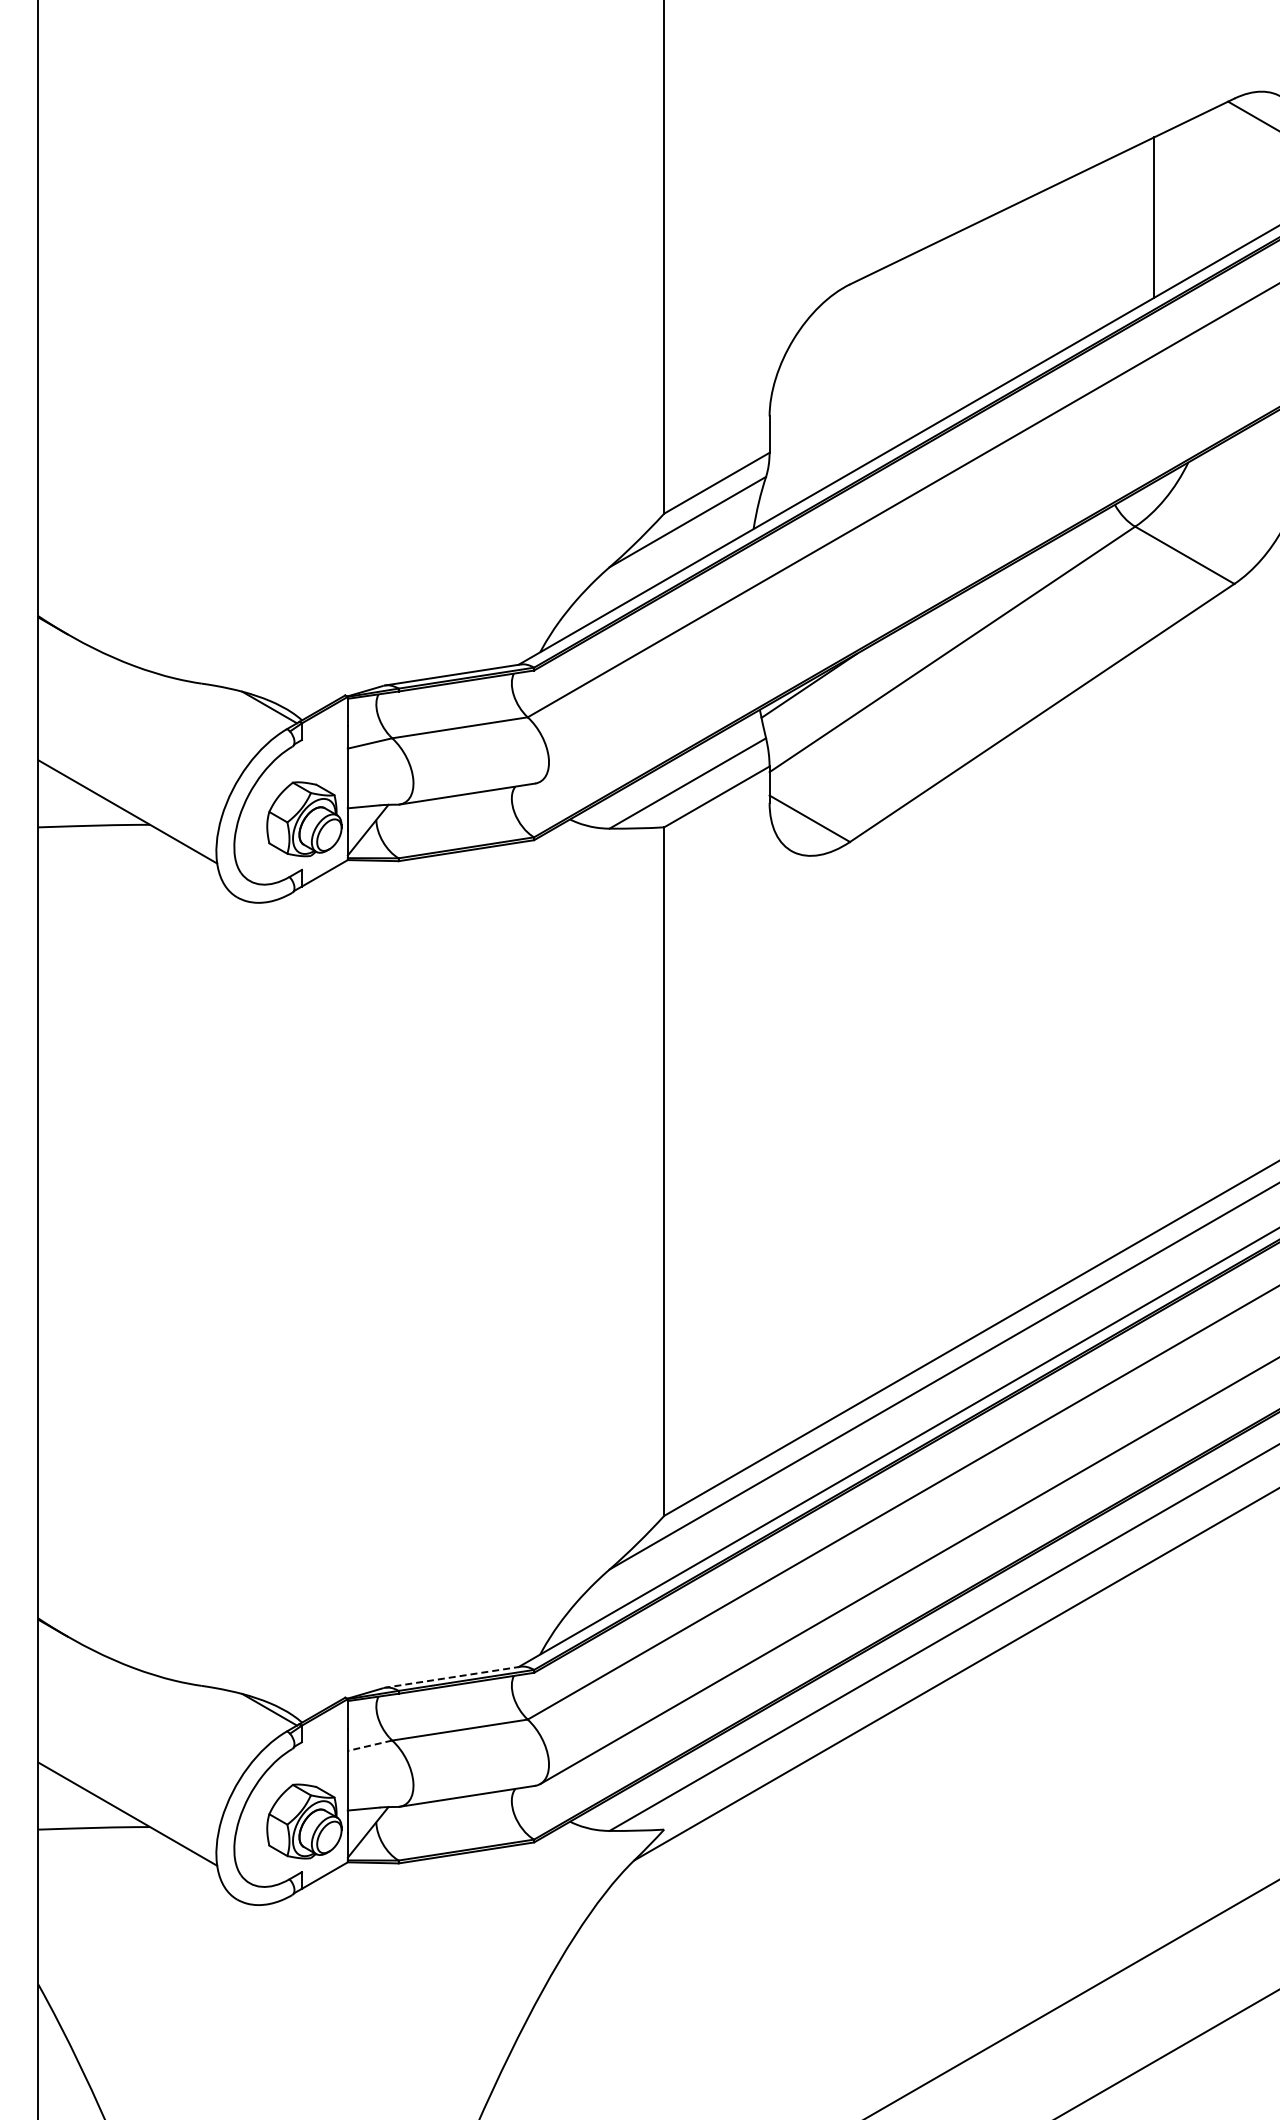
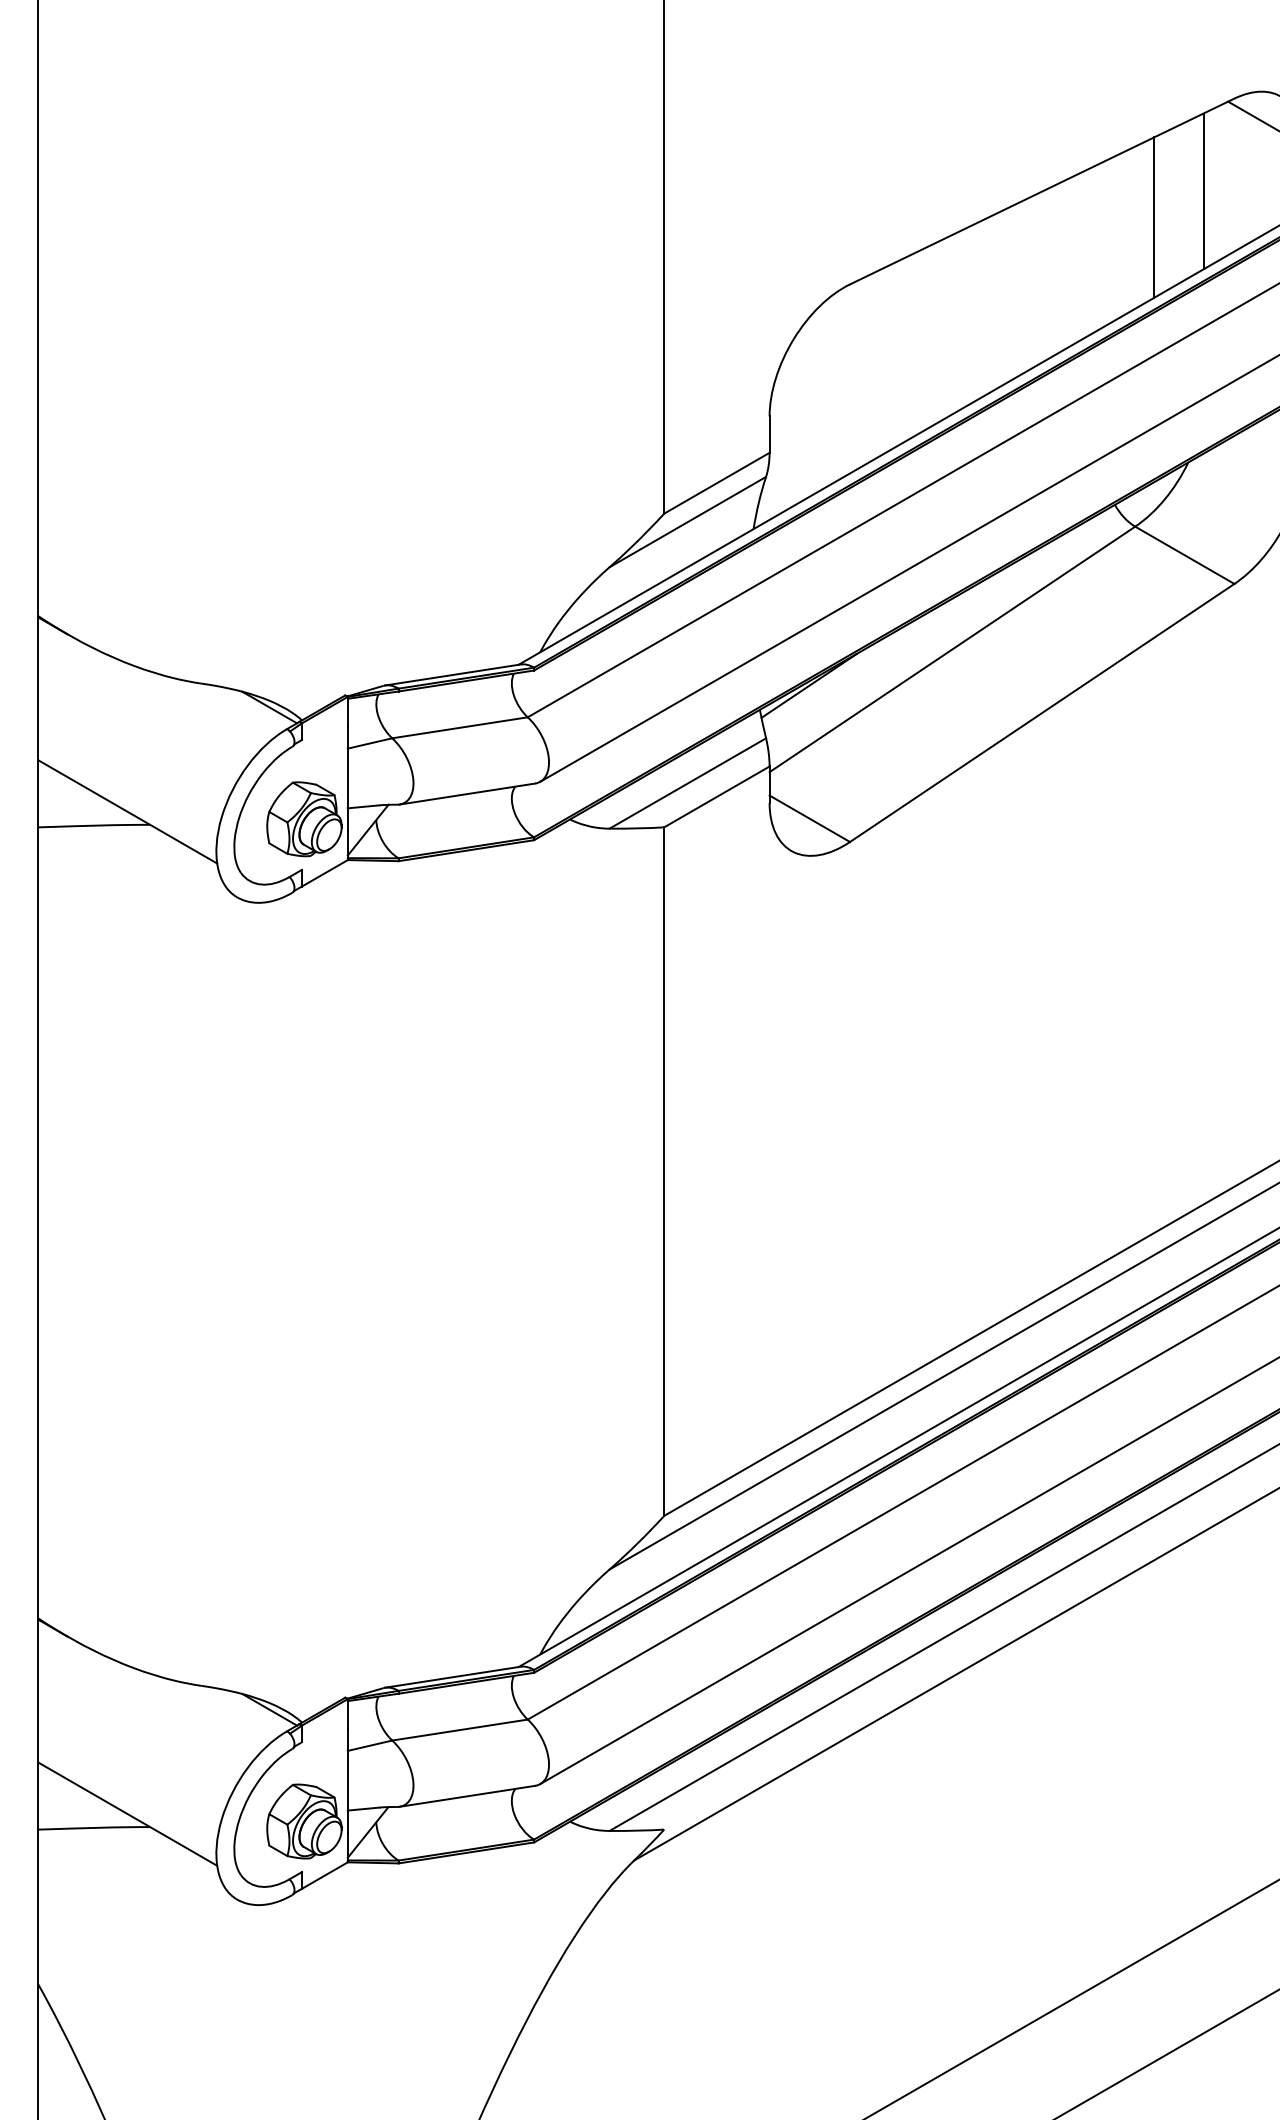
line: none -> present (1203, 191)
line: none -> present (908, 568)
line: dashed -> solid (453, 1677)
line: dashed -> solid (370, 1745)
